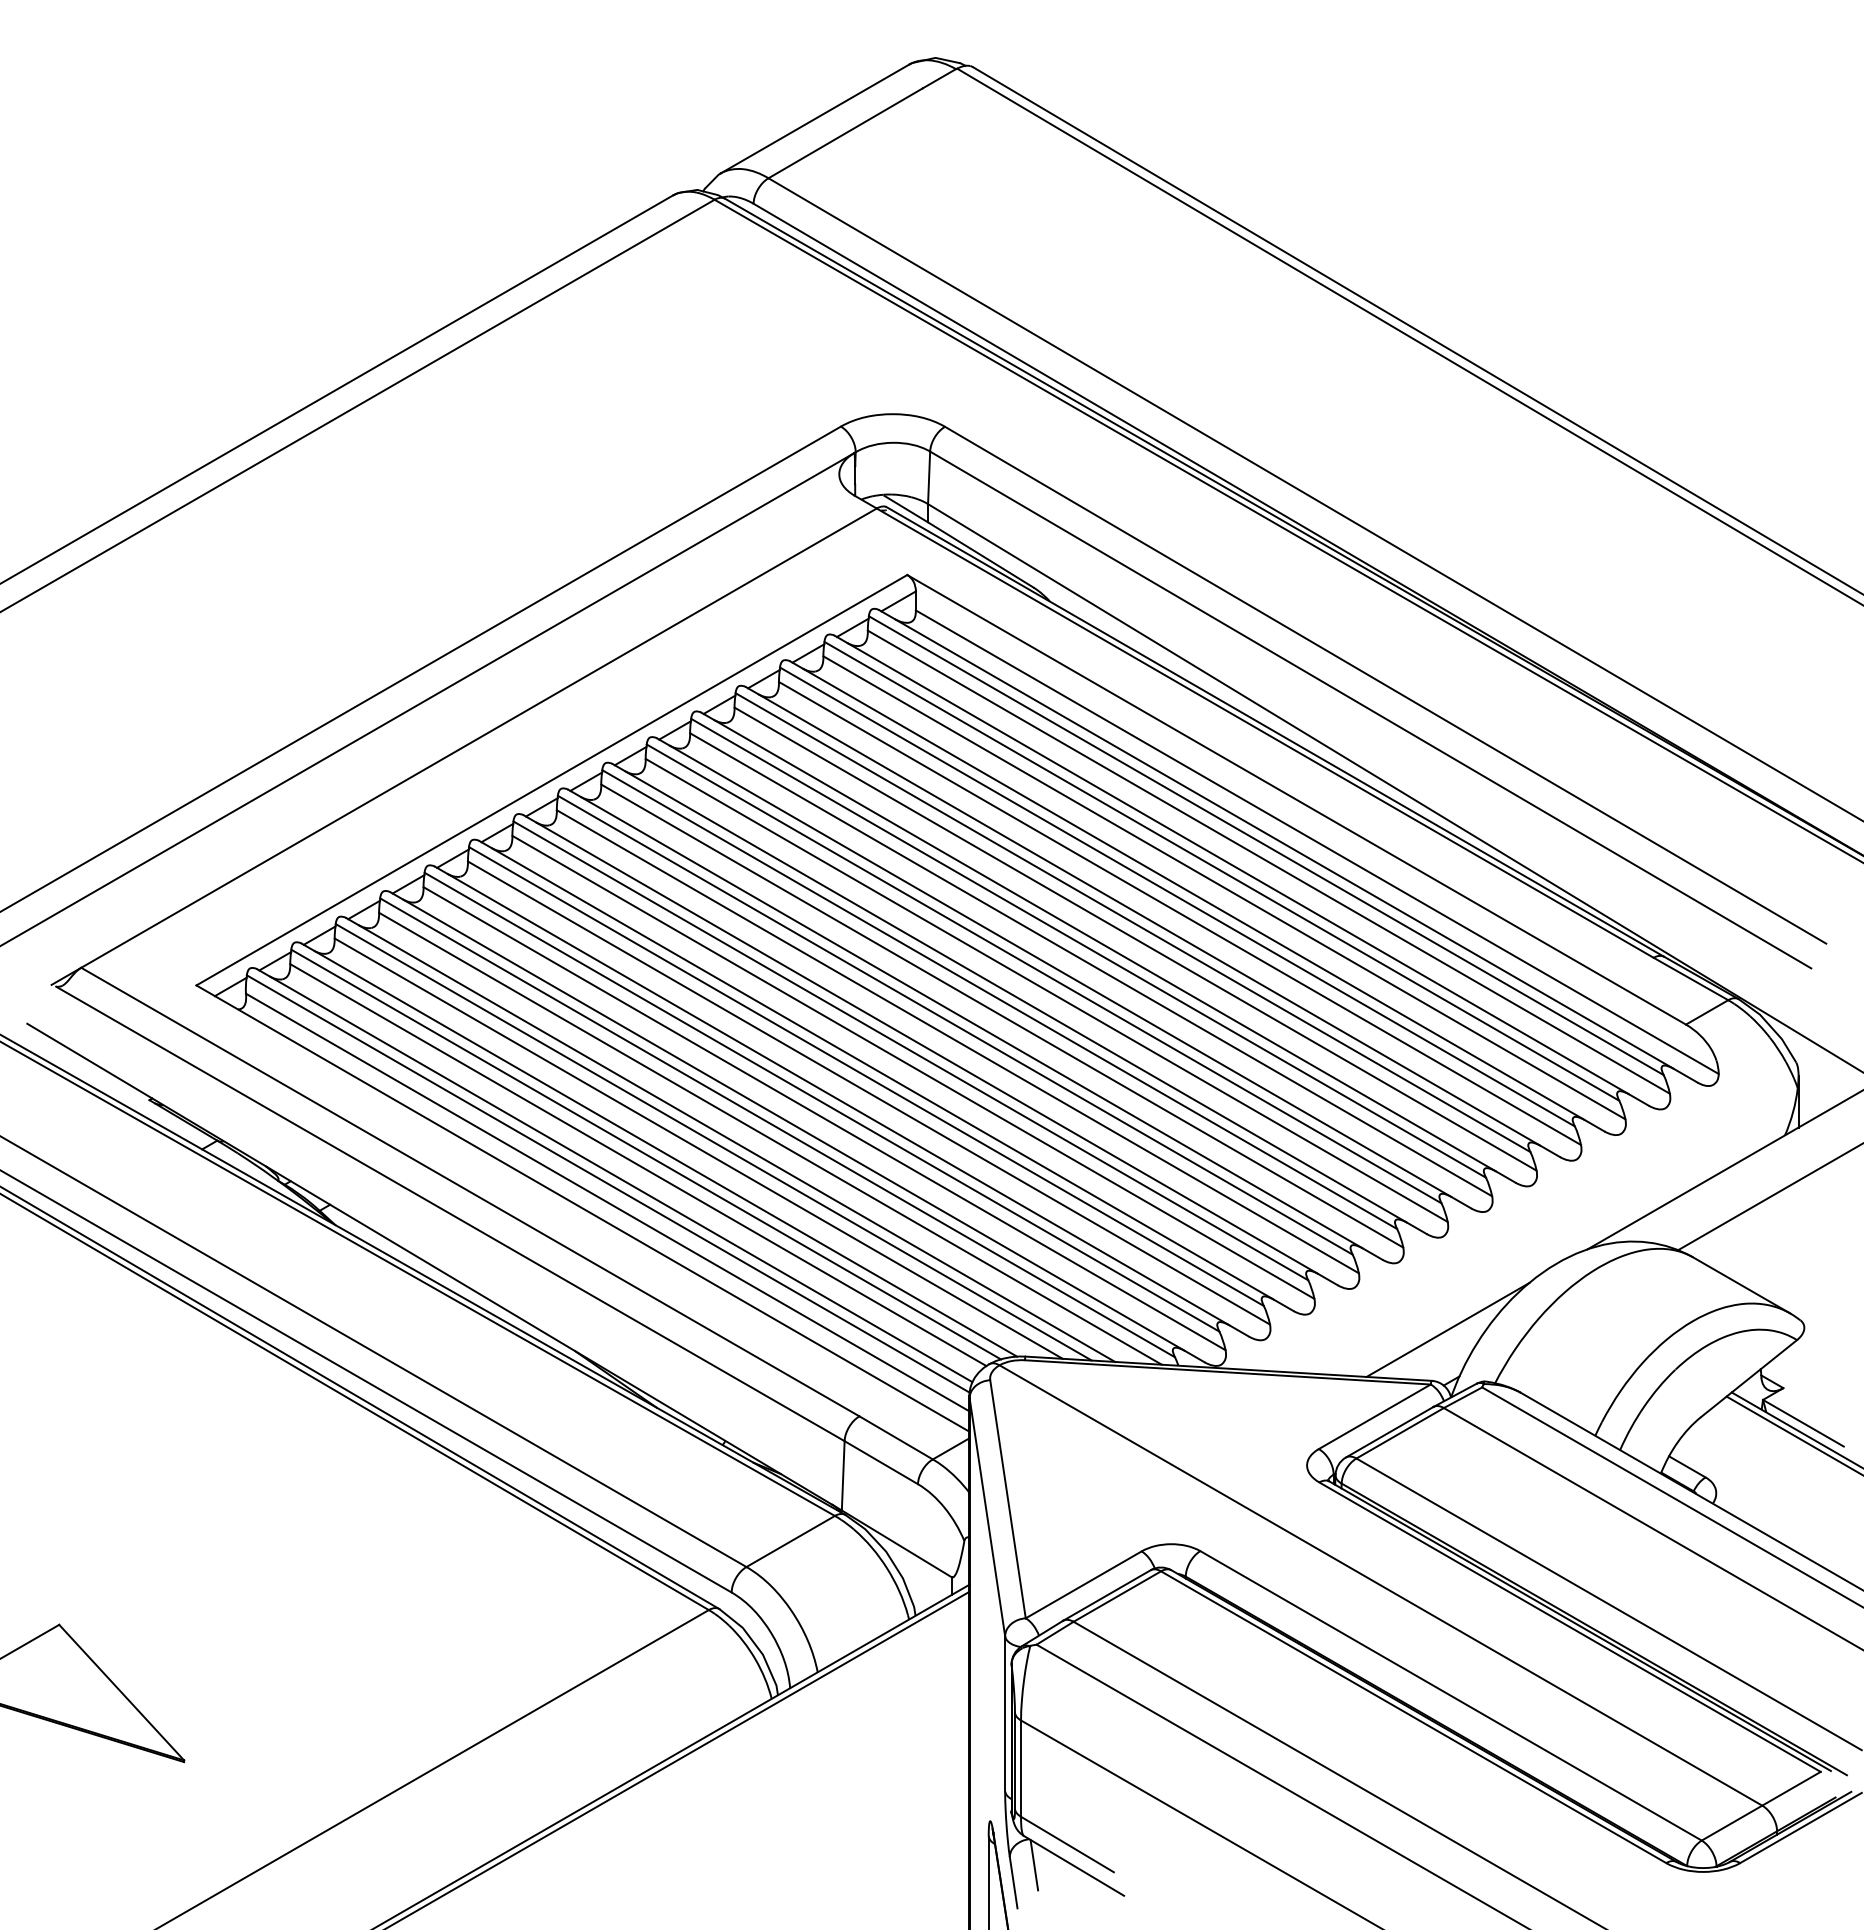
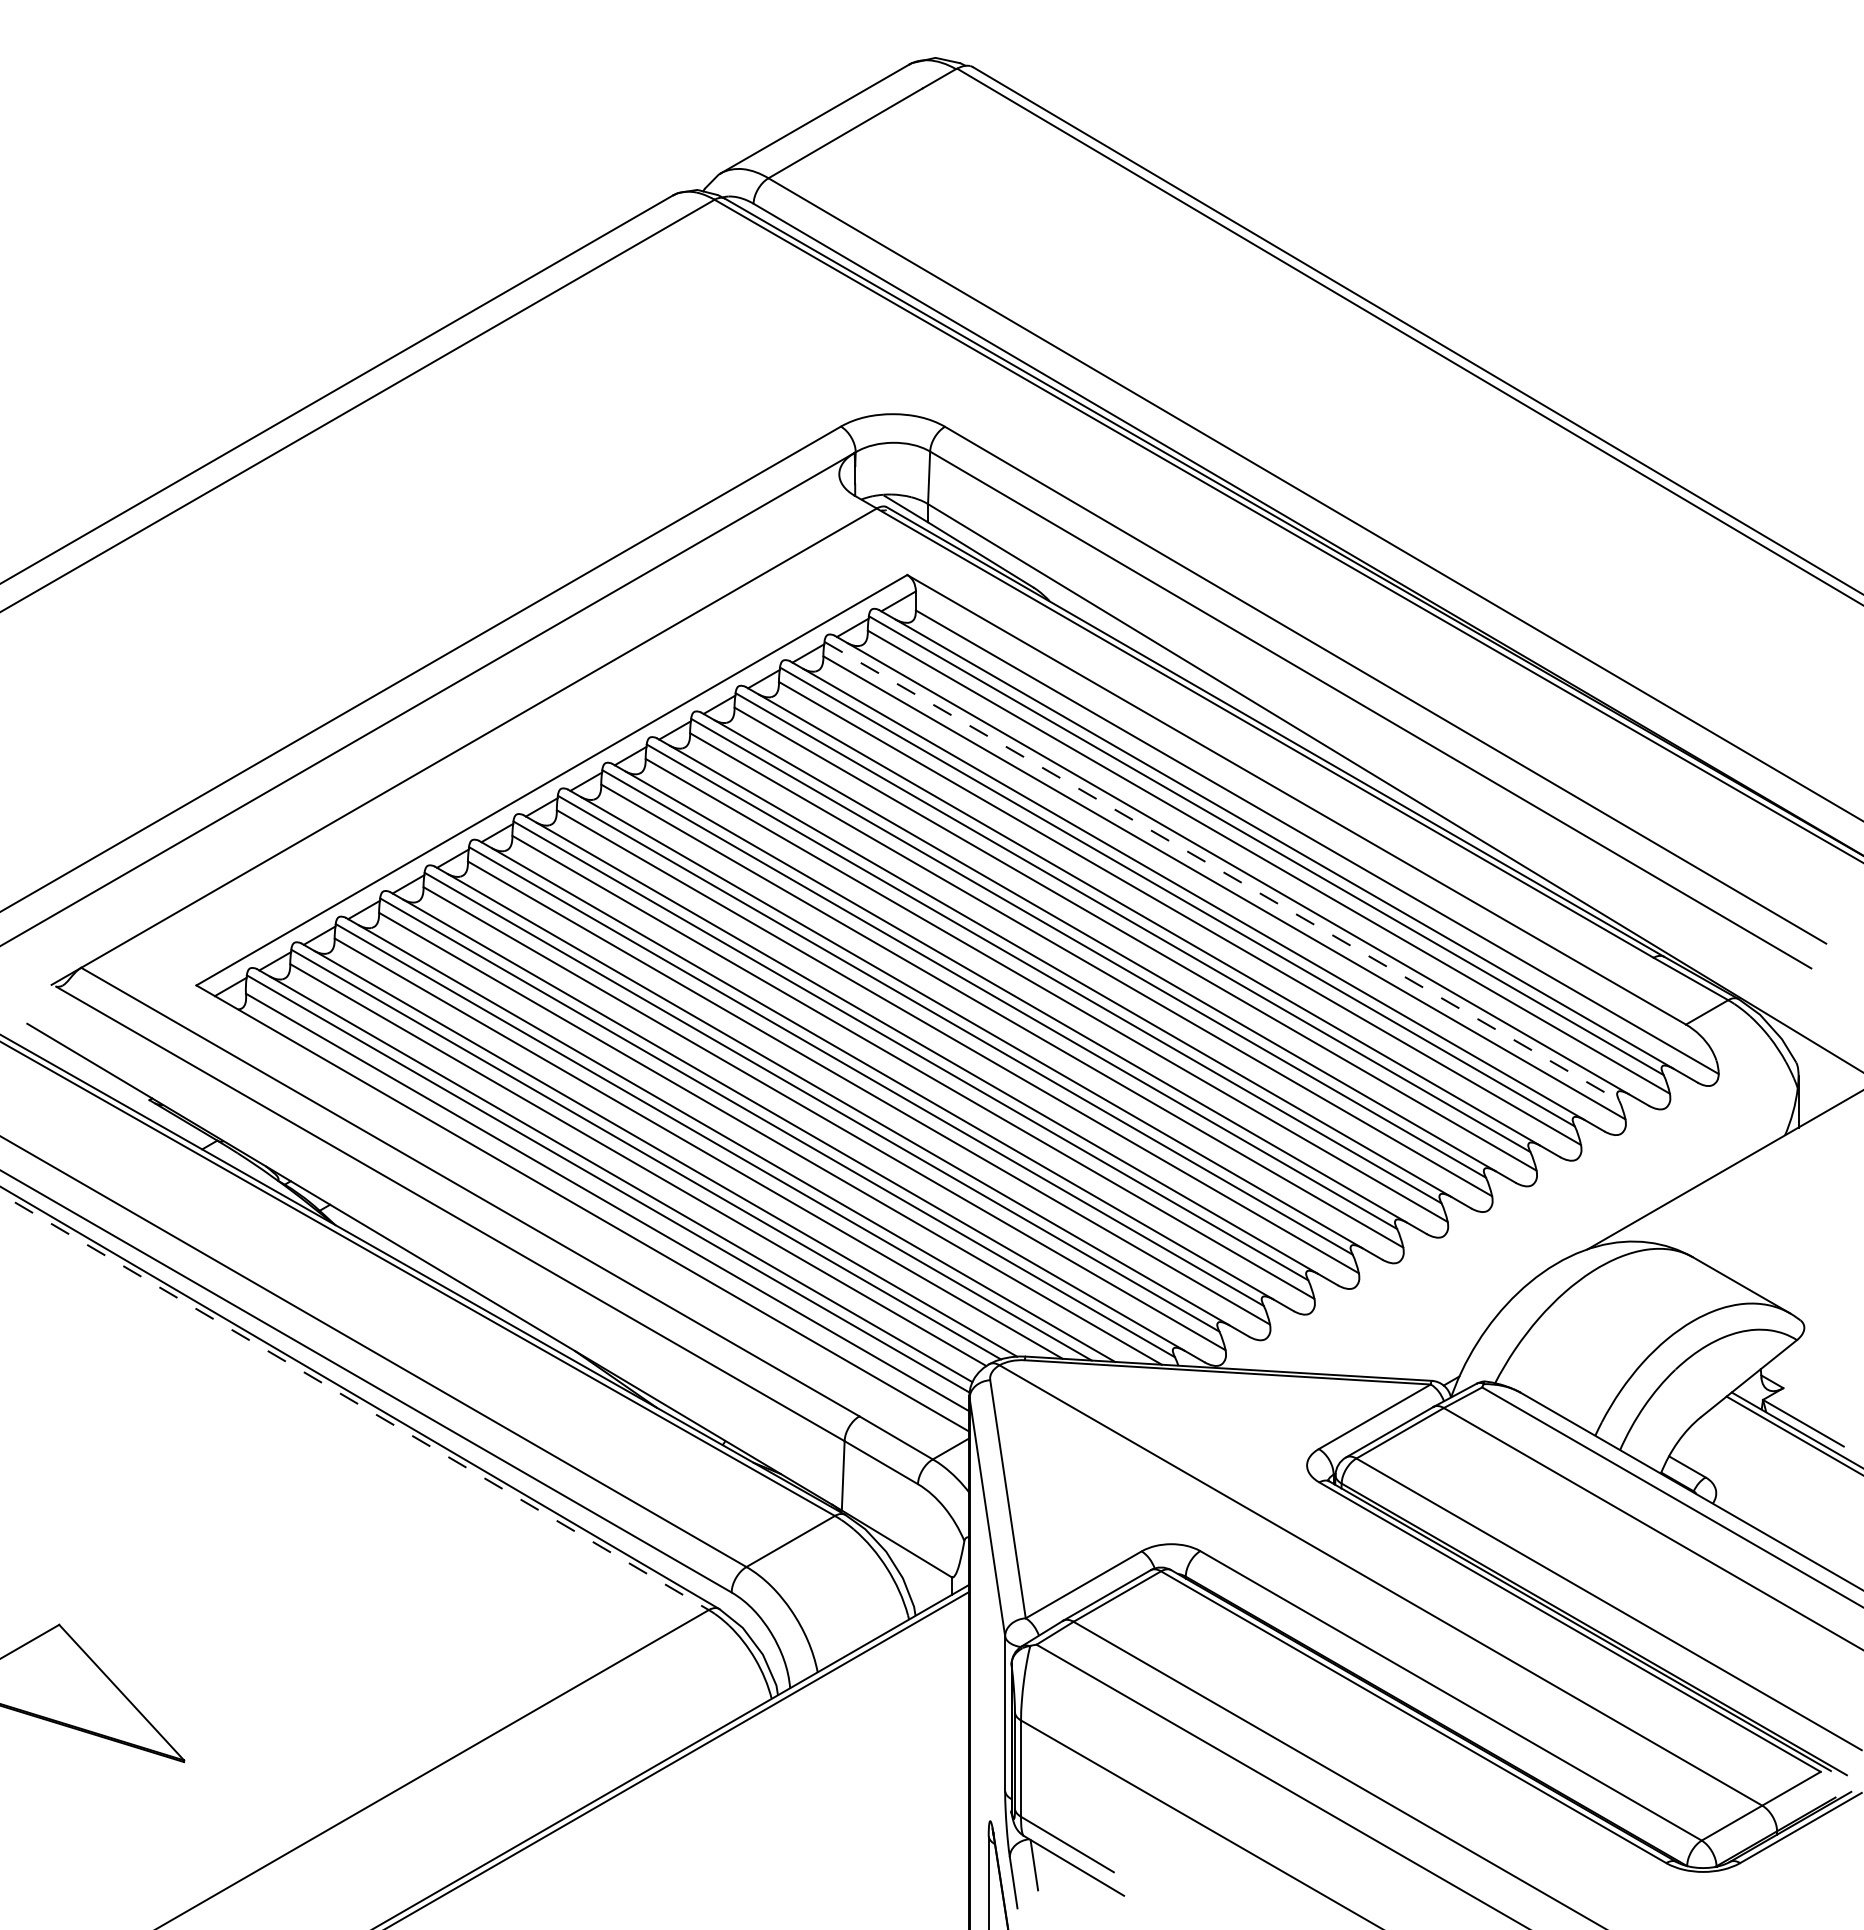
line: solid -> dashed (1221, 871)
line: present -> none (1769, 1197)
line: present -> none (1447, 1329)
line: solid -> dashed (354, 1402)
